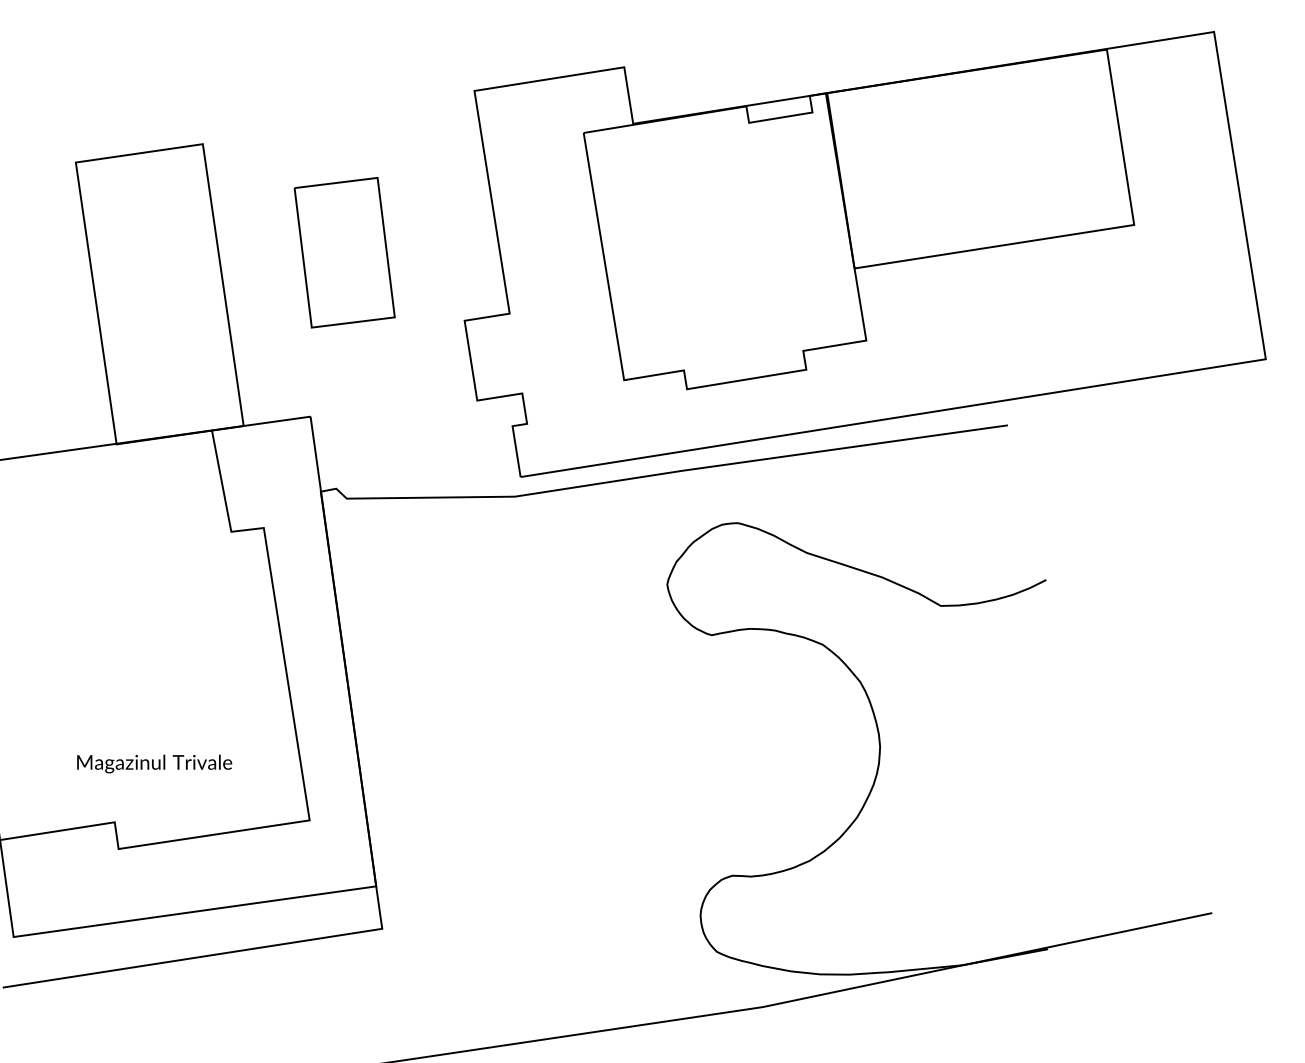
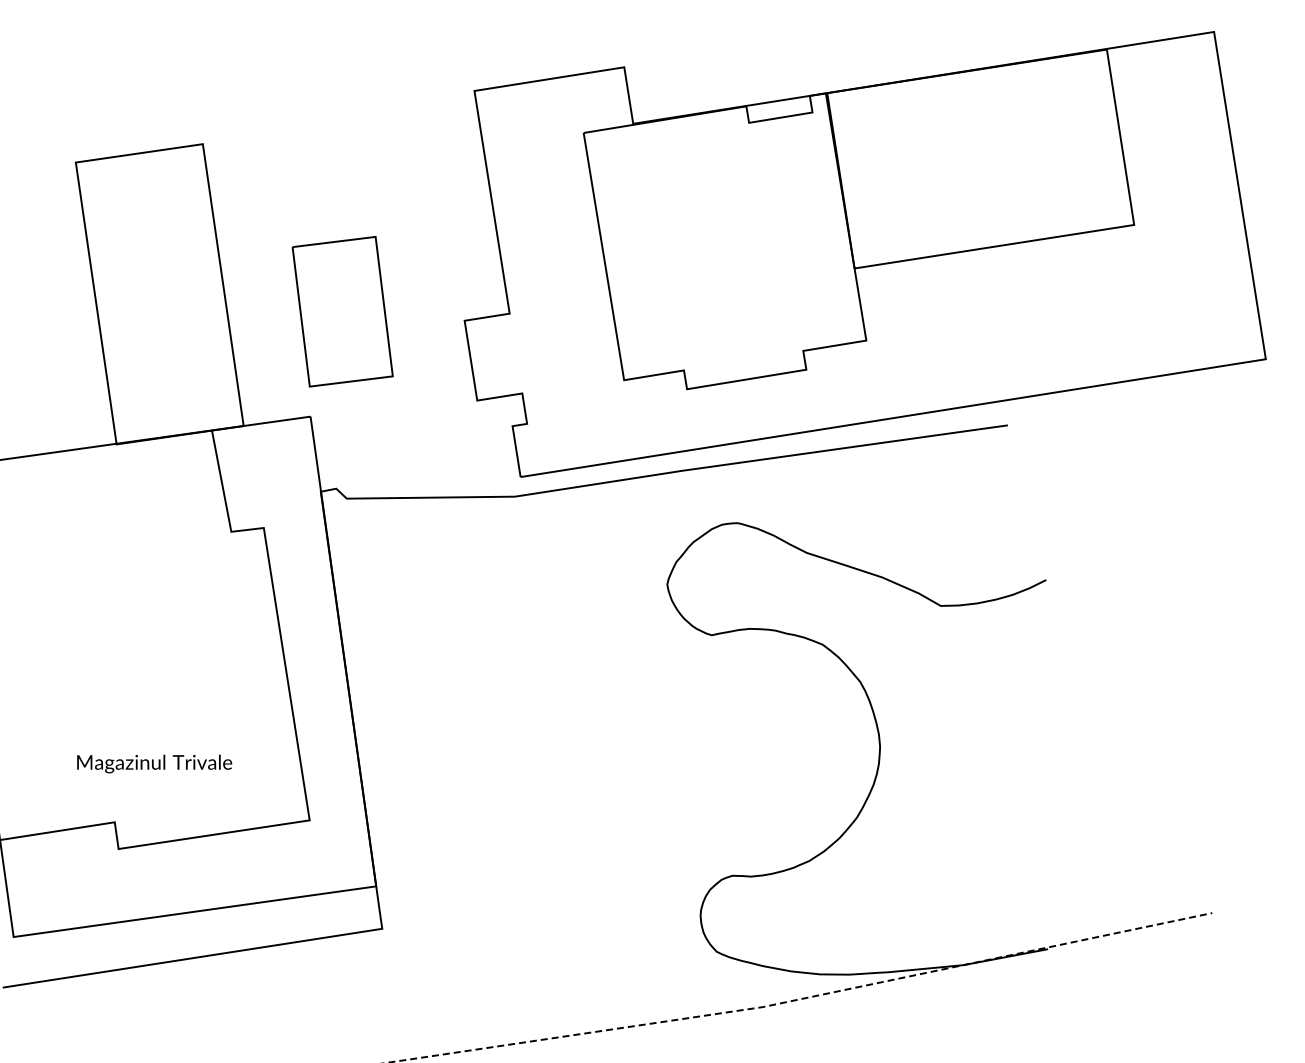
part position: (344, 252) -> (342, 311) (342, 311)
line: solid -> dashed (800, 999)
